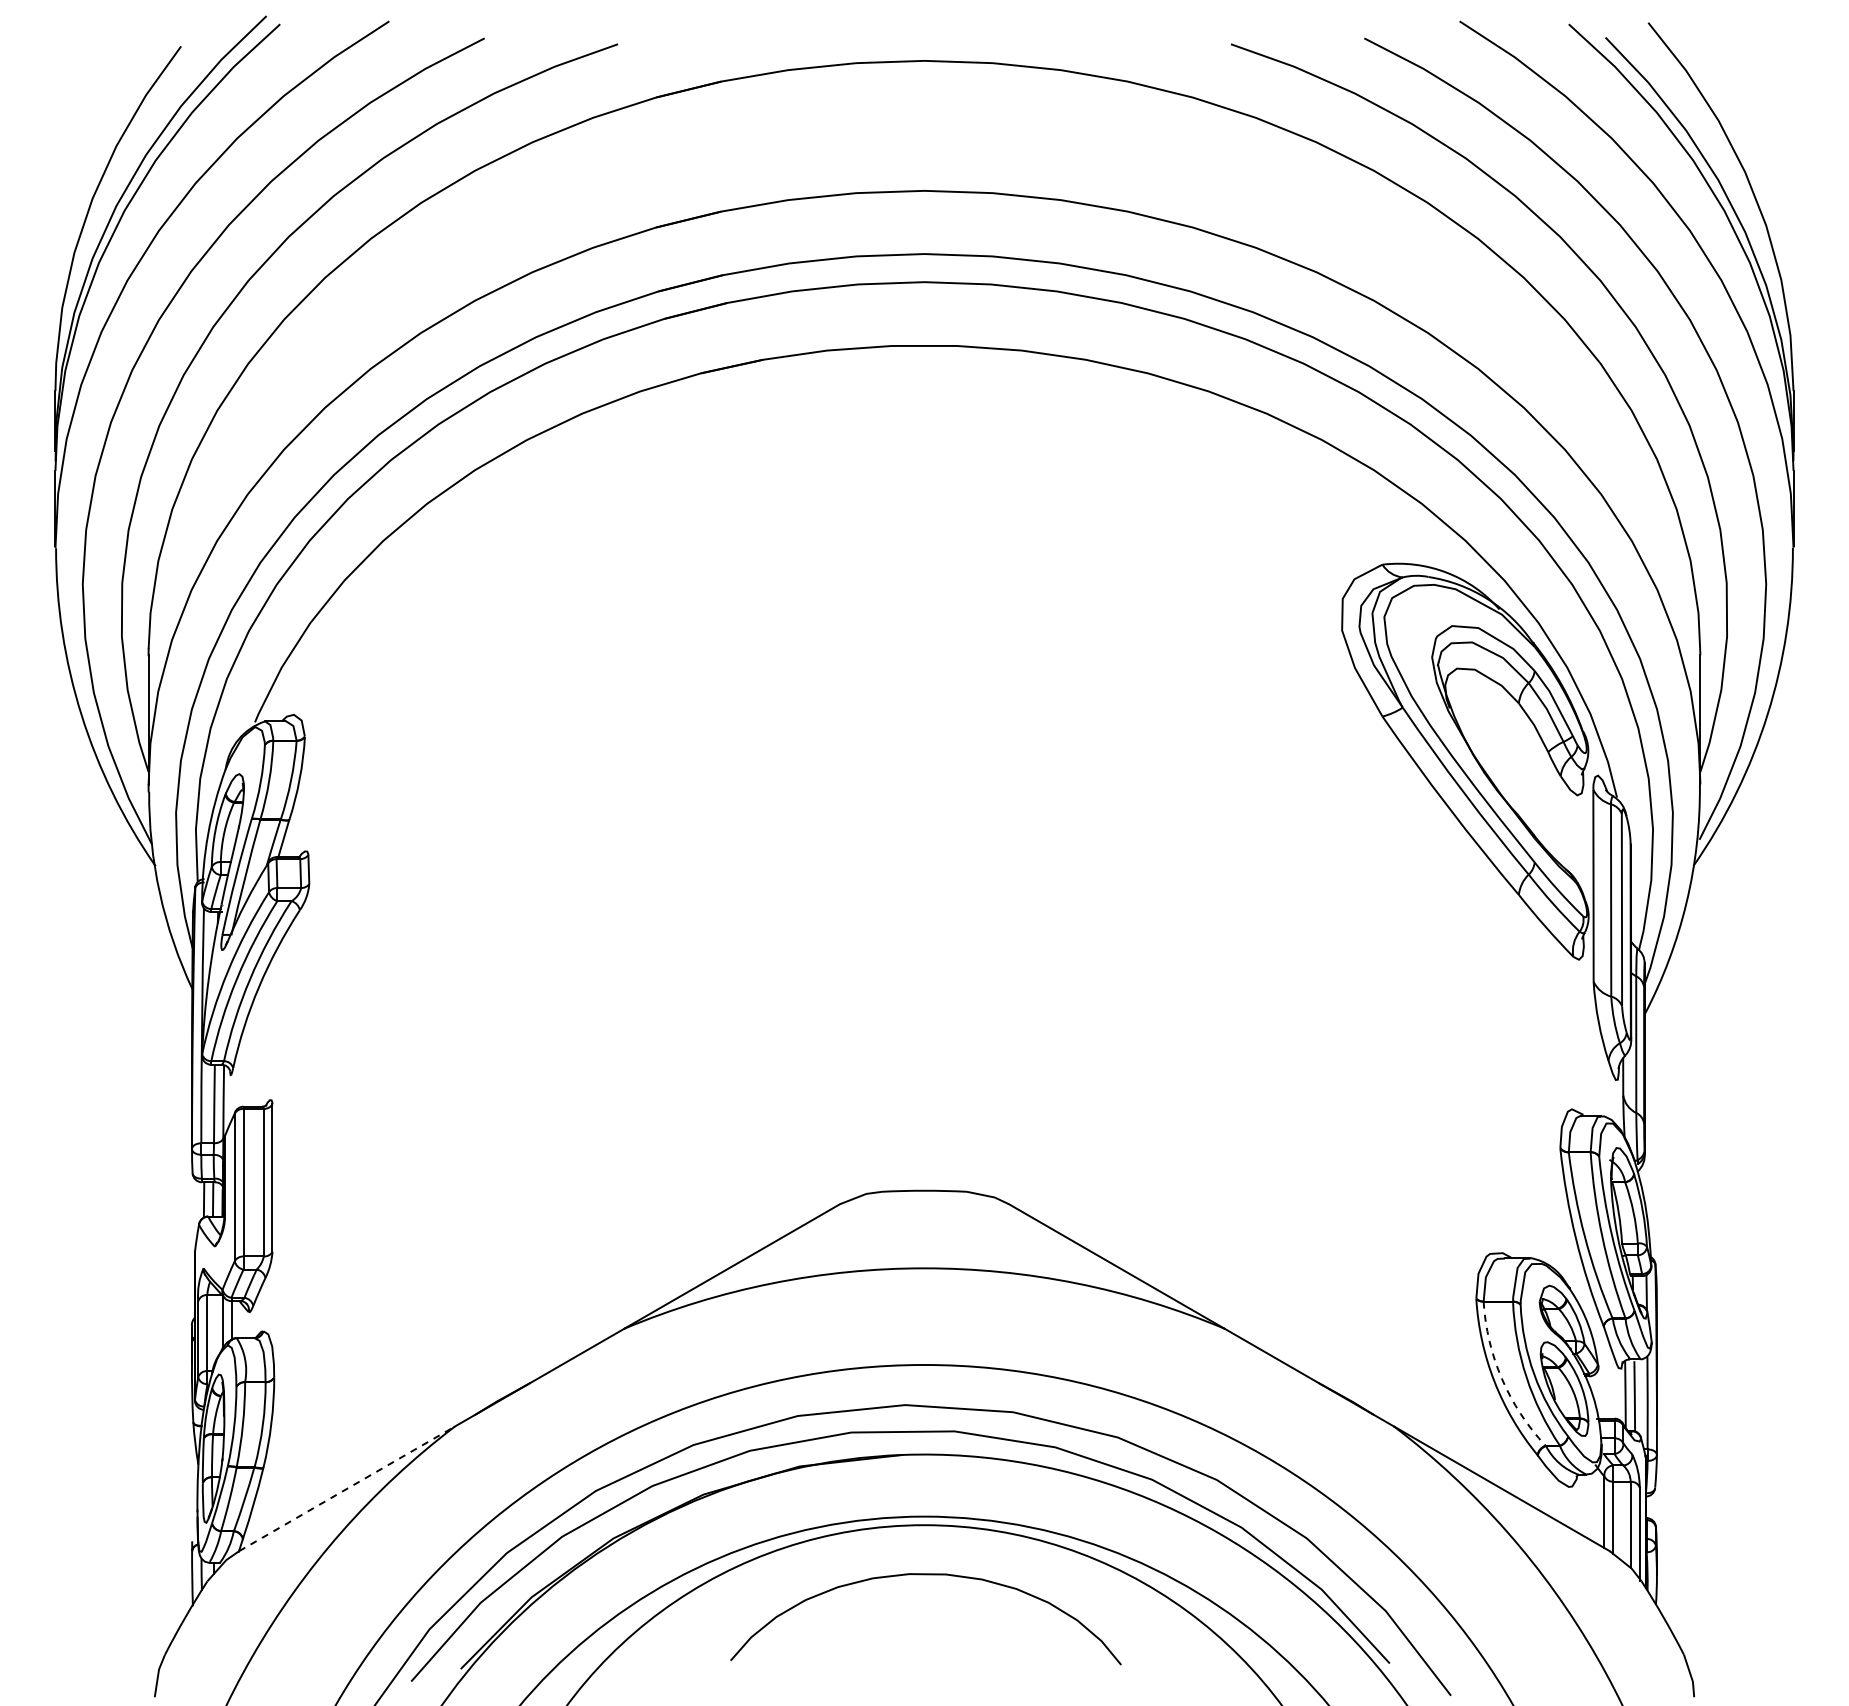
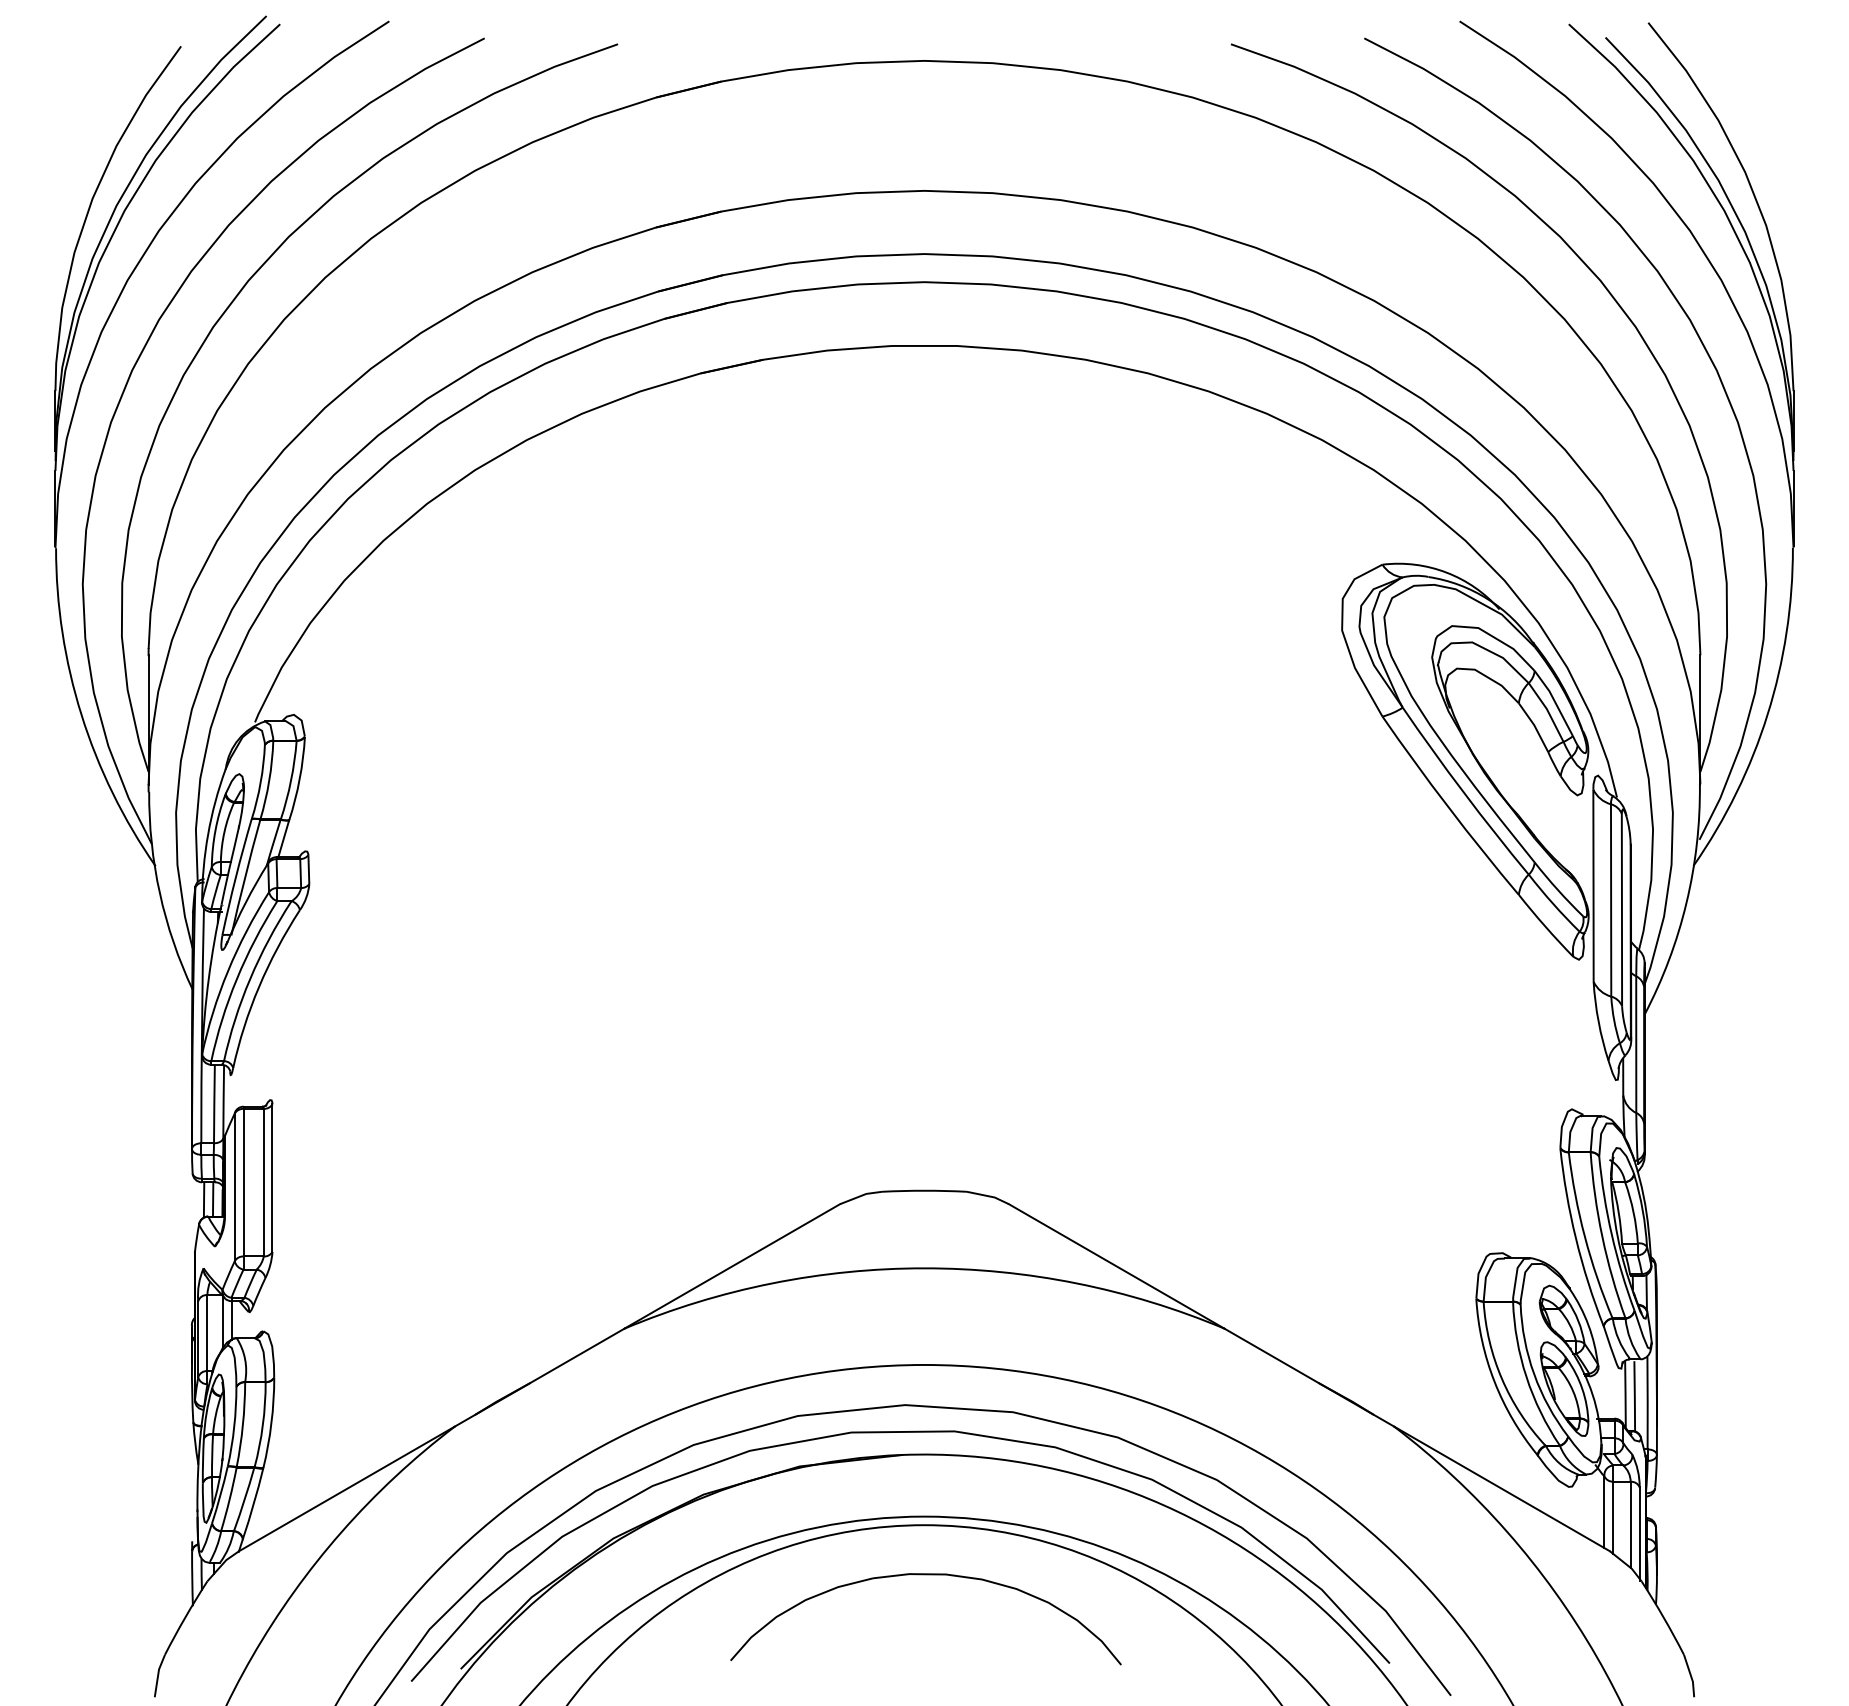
arc: dashed -> solid (1502, 1379)
line: dashed -> solid (346, 1488)
